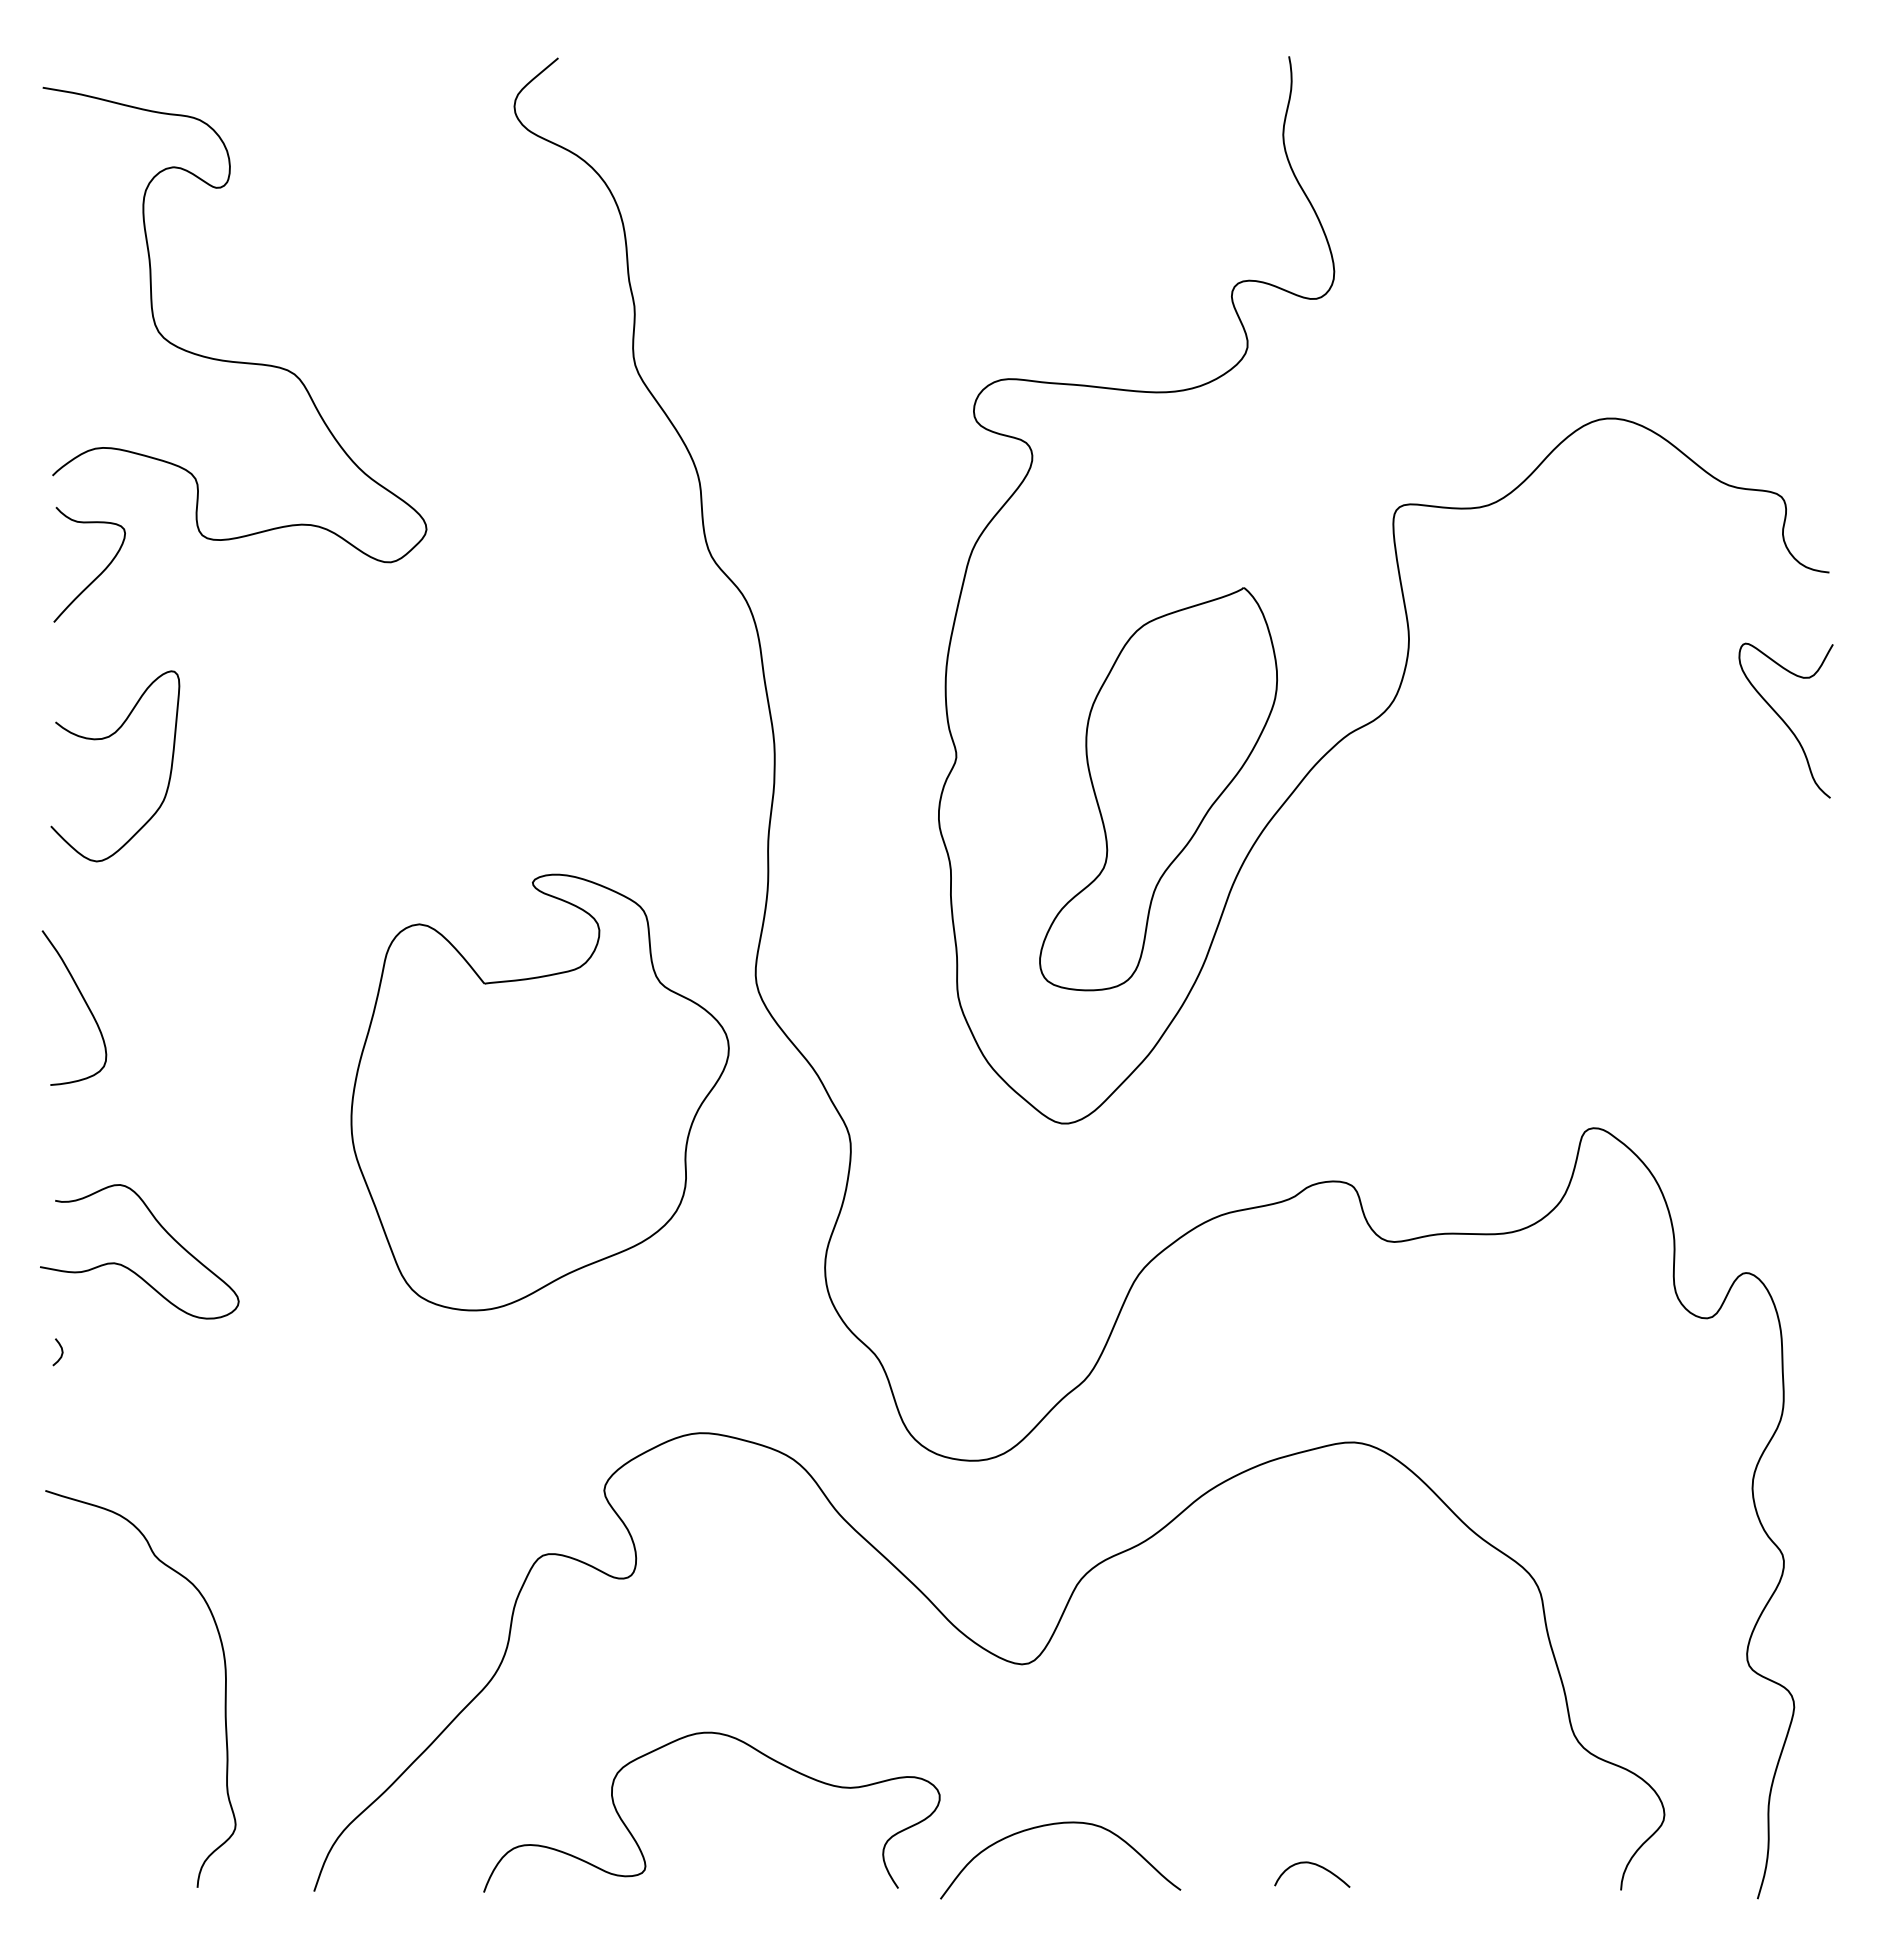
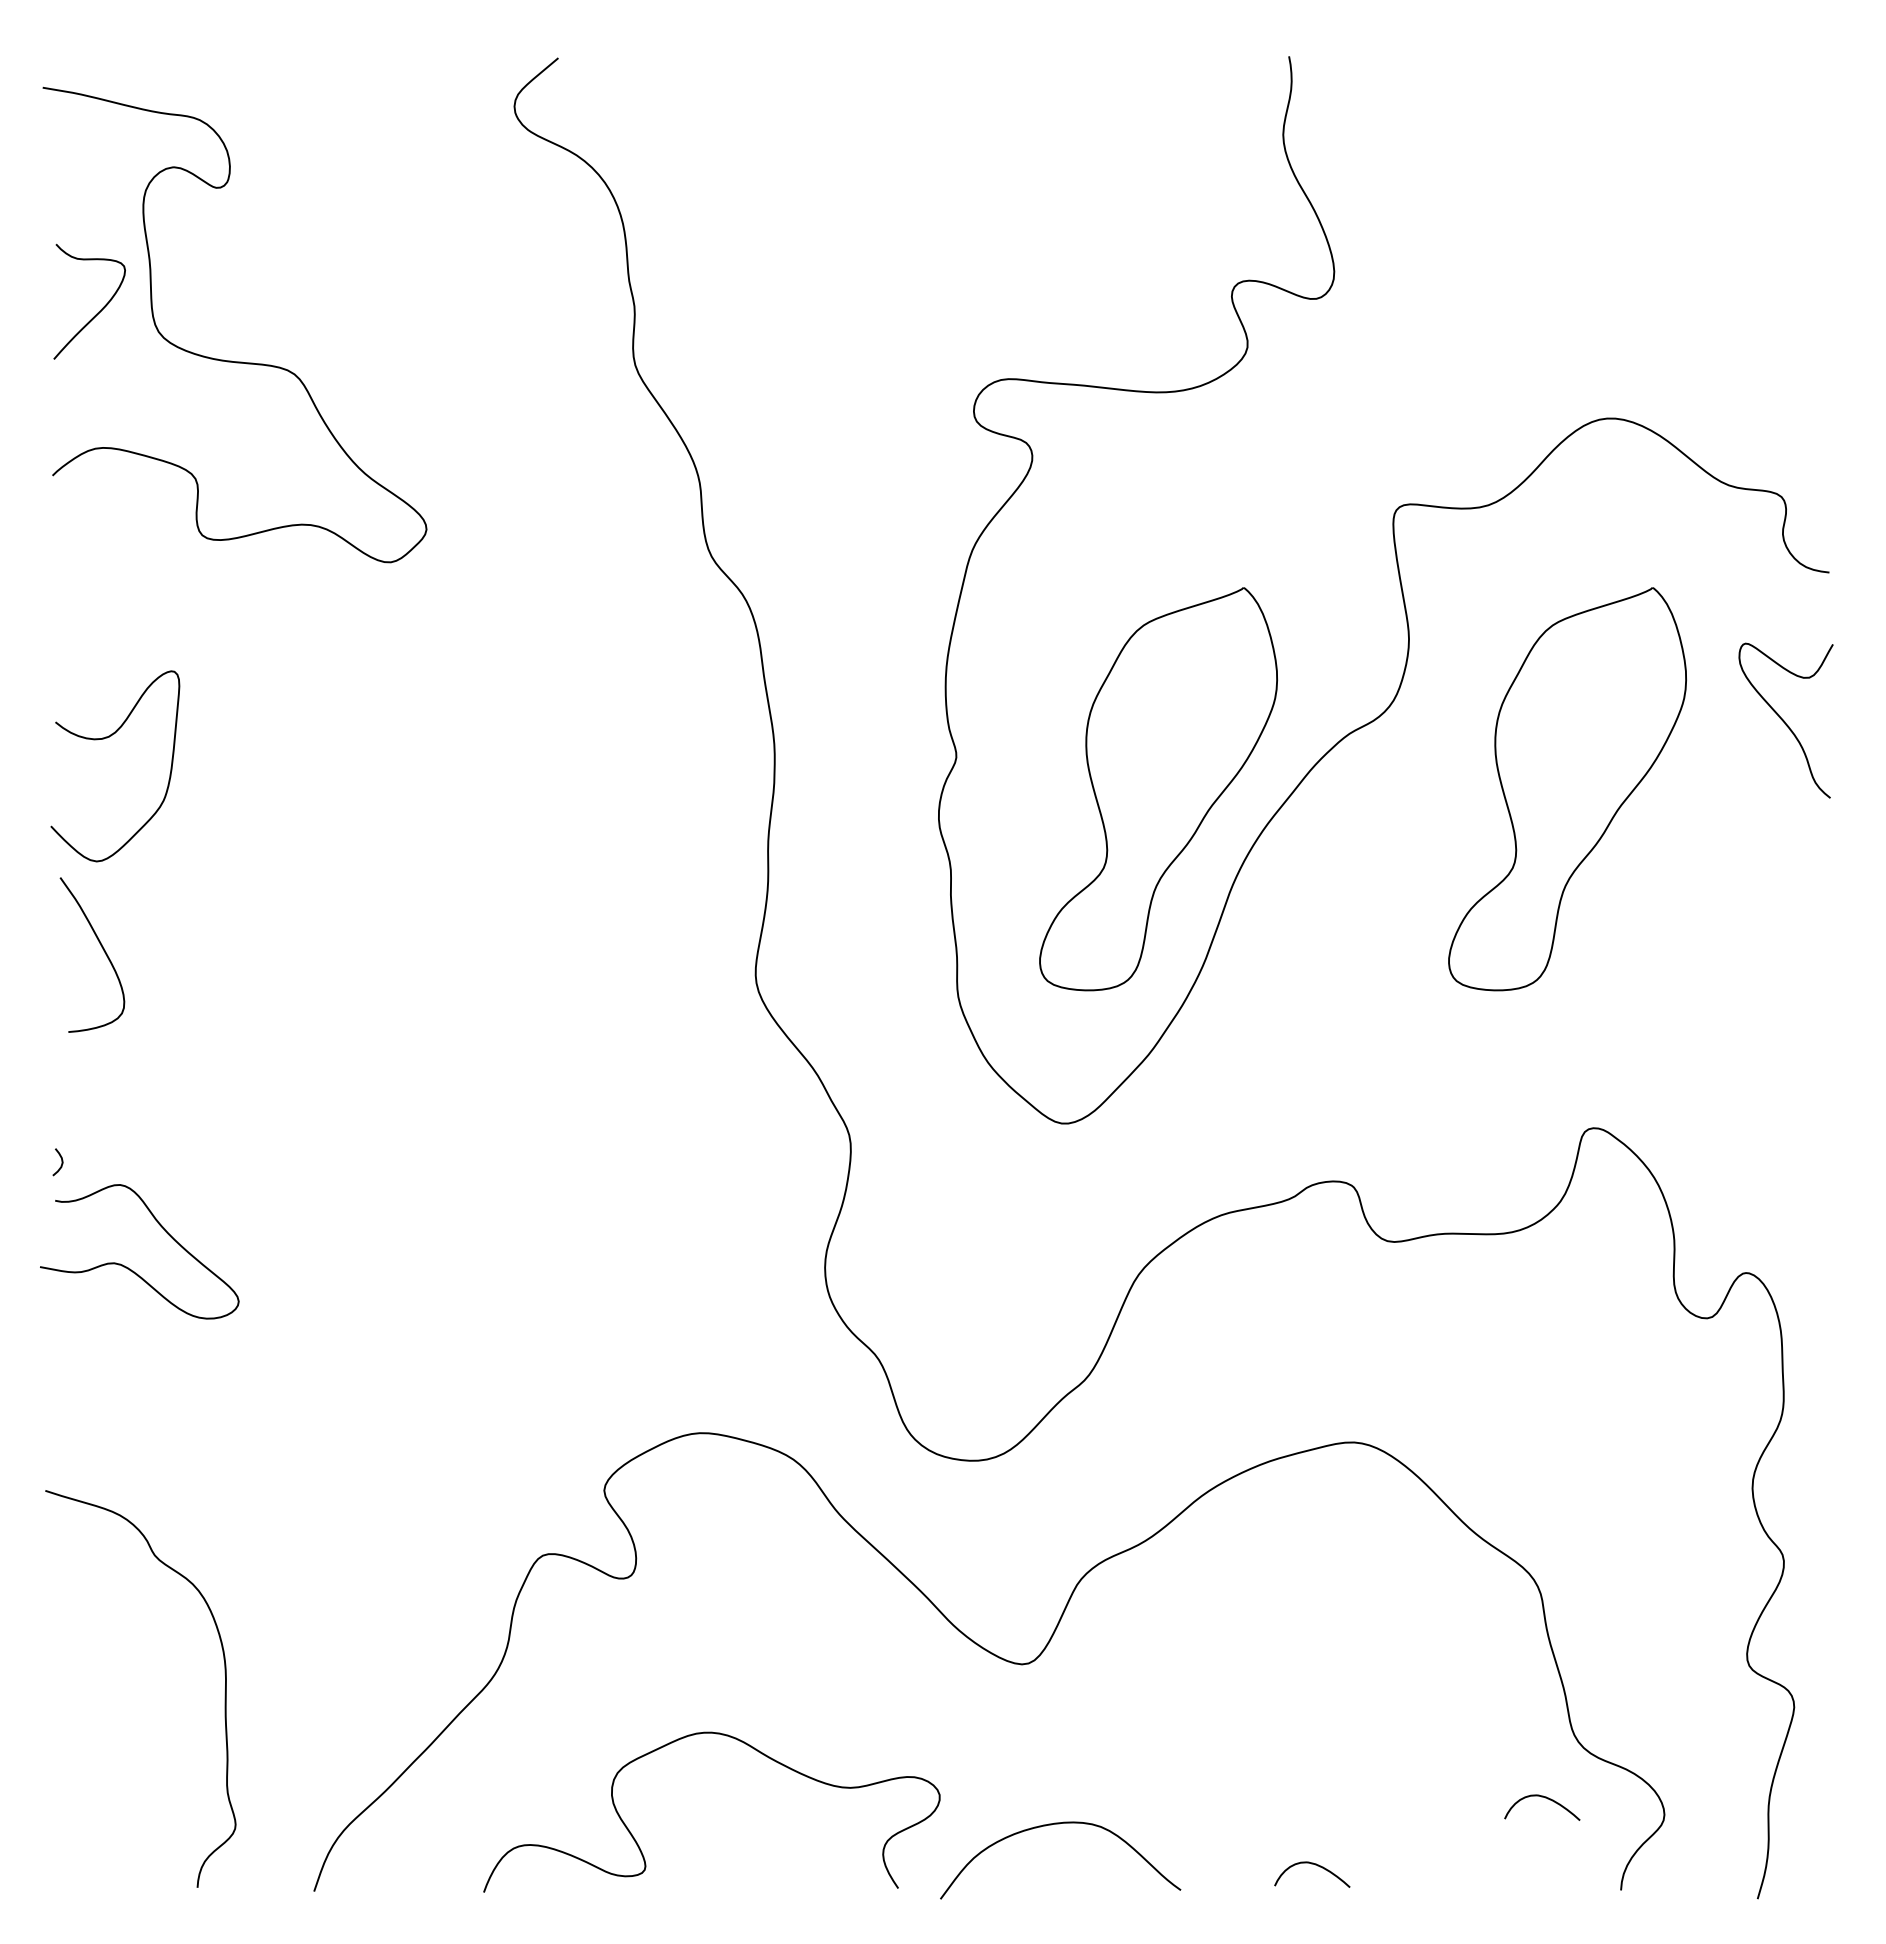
curve position: (97, 575) -> (97, 312) (97, 312)
part: none -> present (1567, 789)
curve position: (84, 1002) -> (102, 949) (102, 949)
part: present -> none (539, 1092)
curve position: (61, 1352) -> (61, 1162) (61, 1162)
curve: none -> present (1547, 1799)
